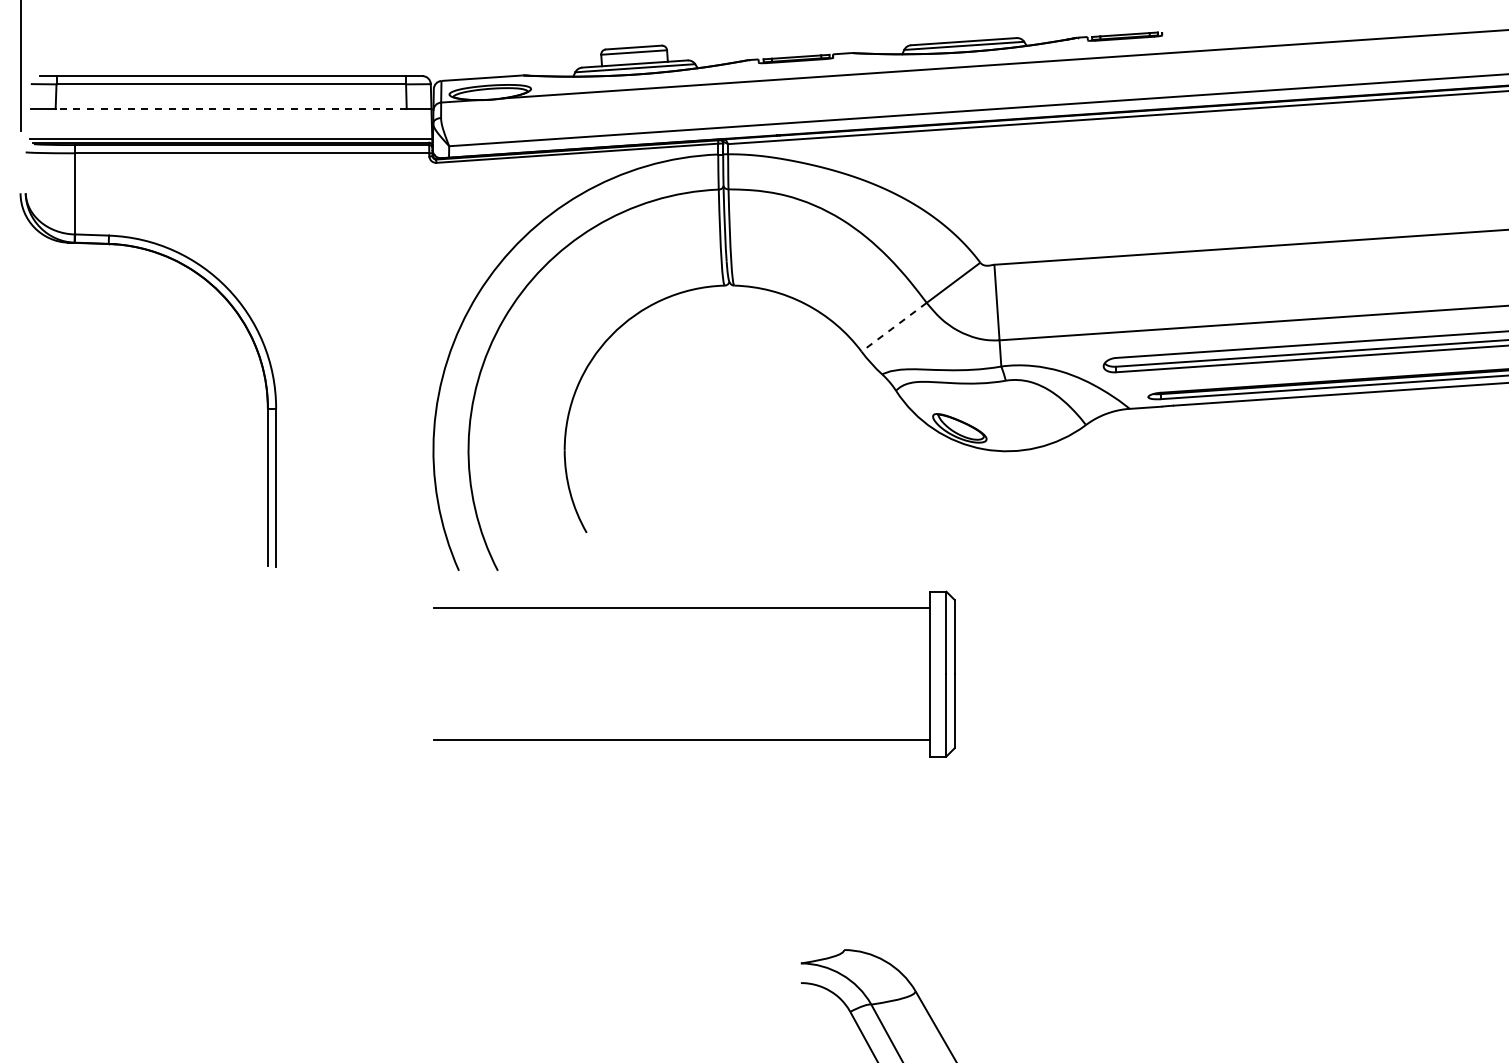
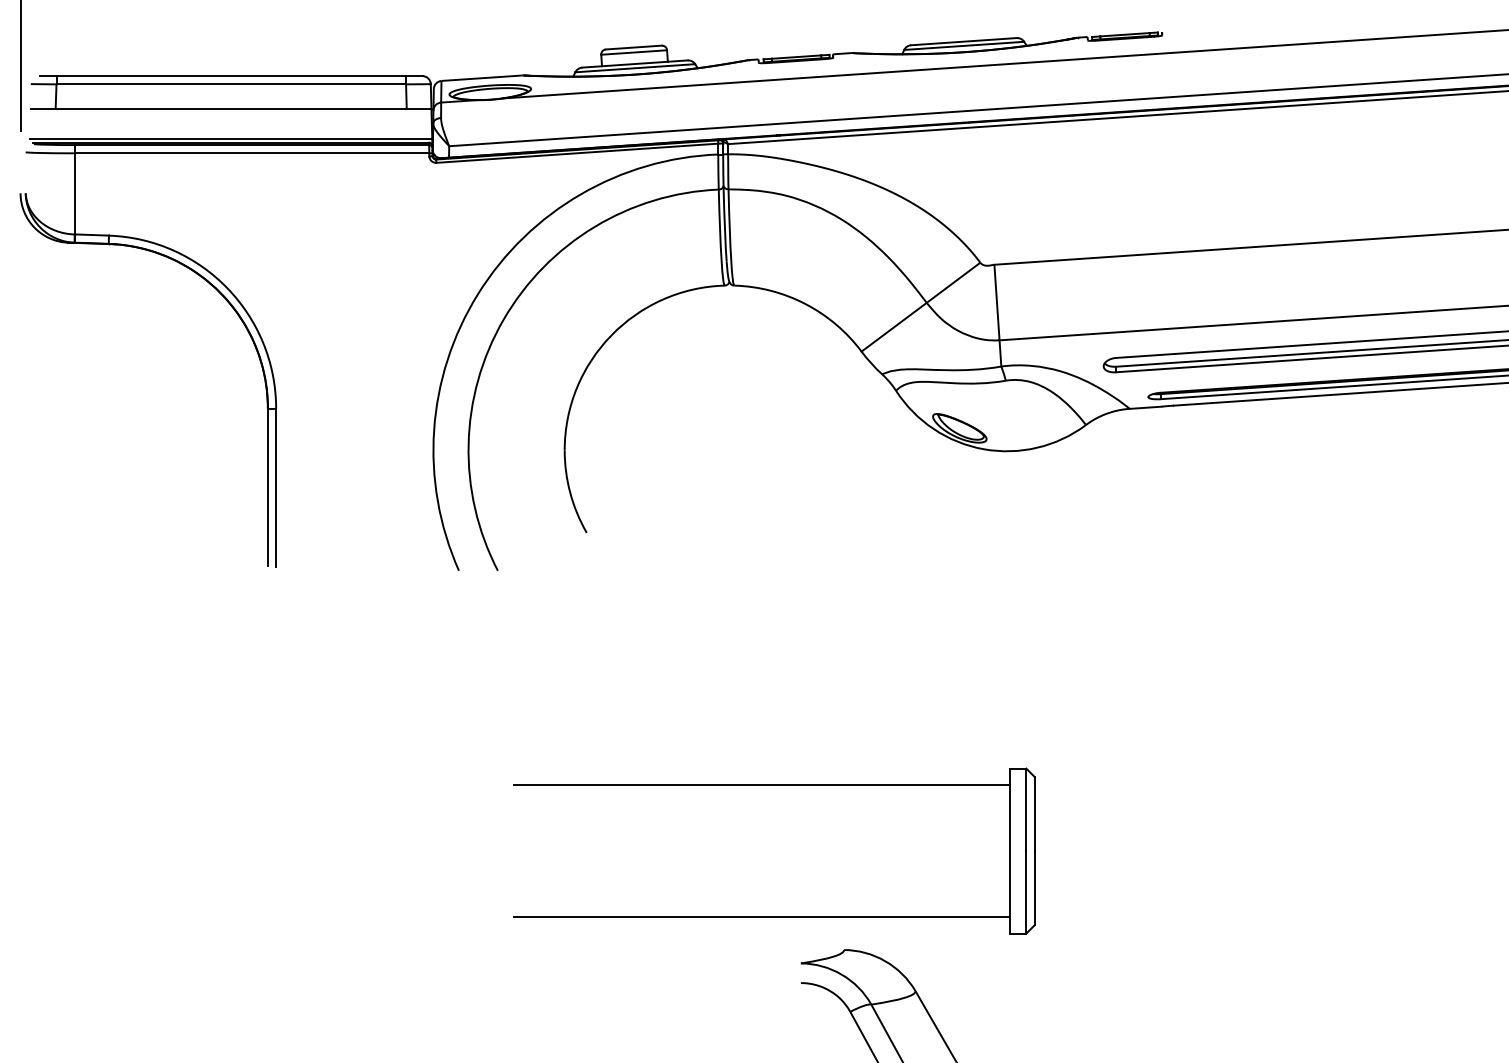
line: dashed -> solid (231, 109)
line: dashed -> solid (894, 327)
part position: (694, 608) -> (774, 785) (774, 785)
